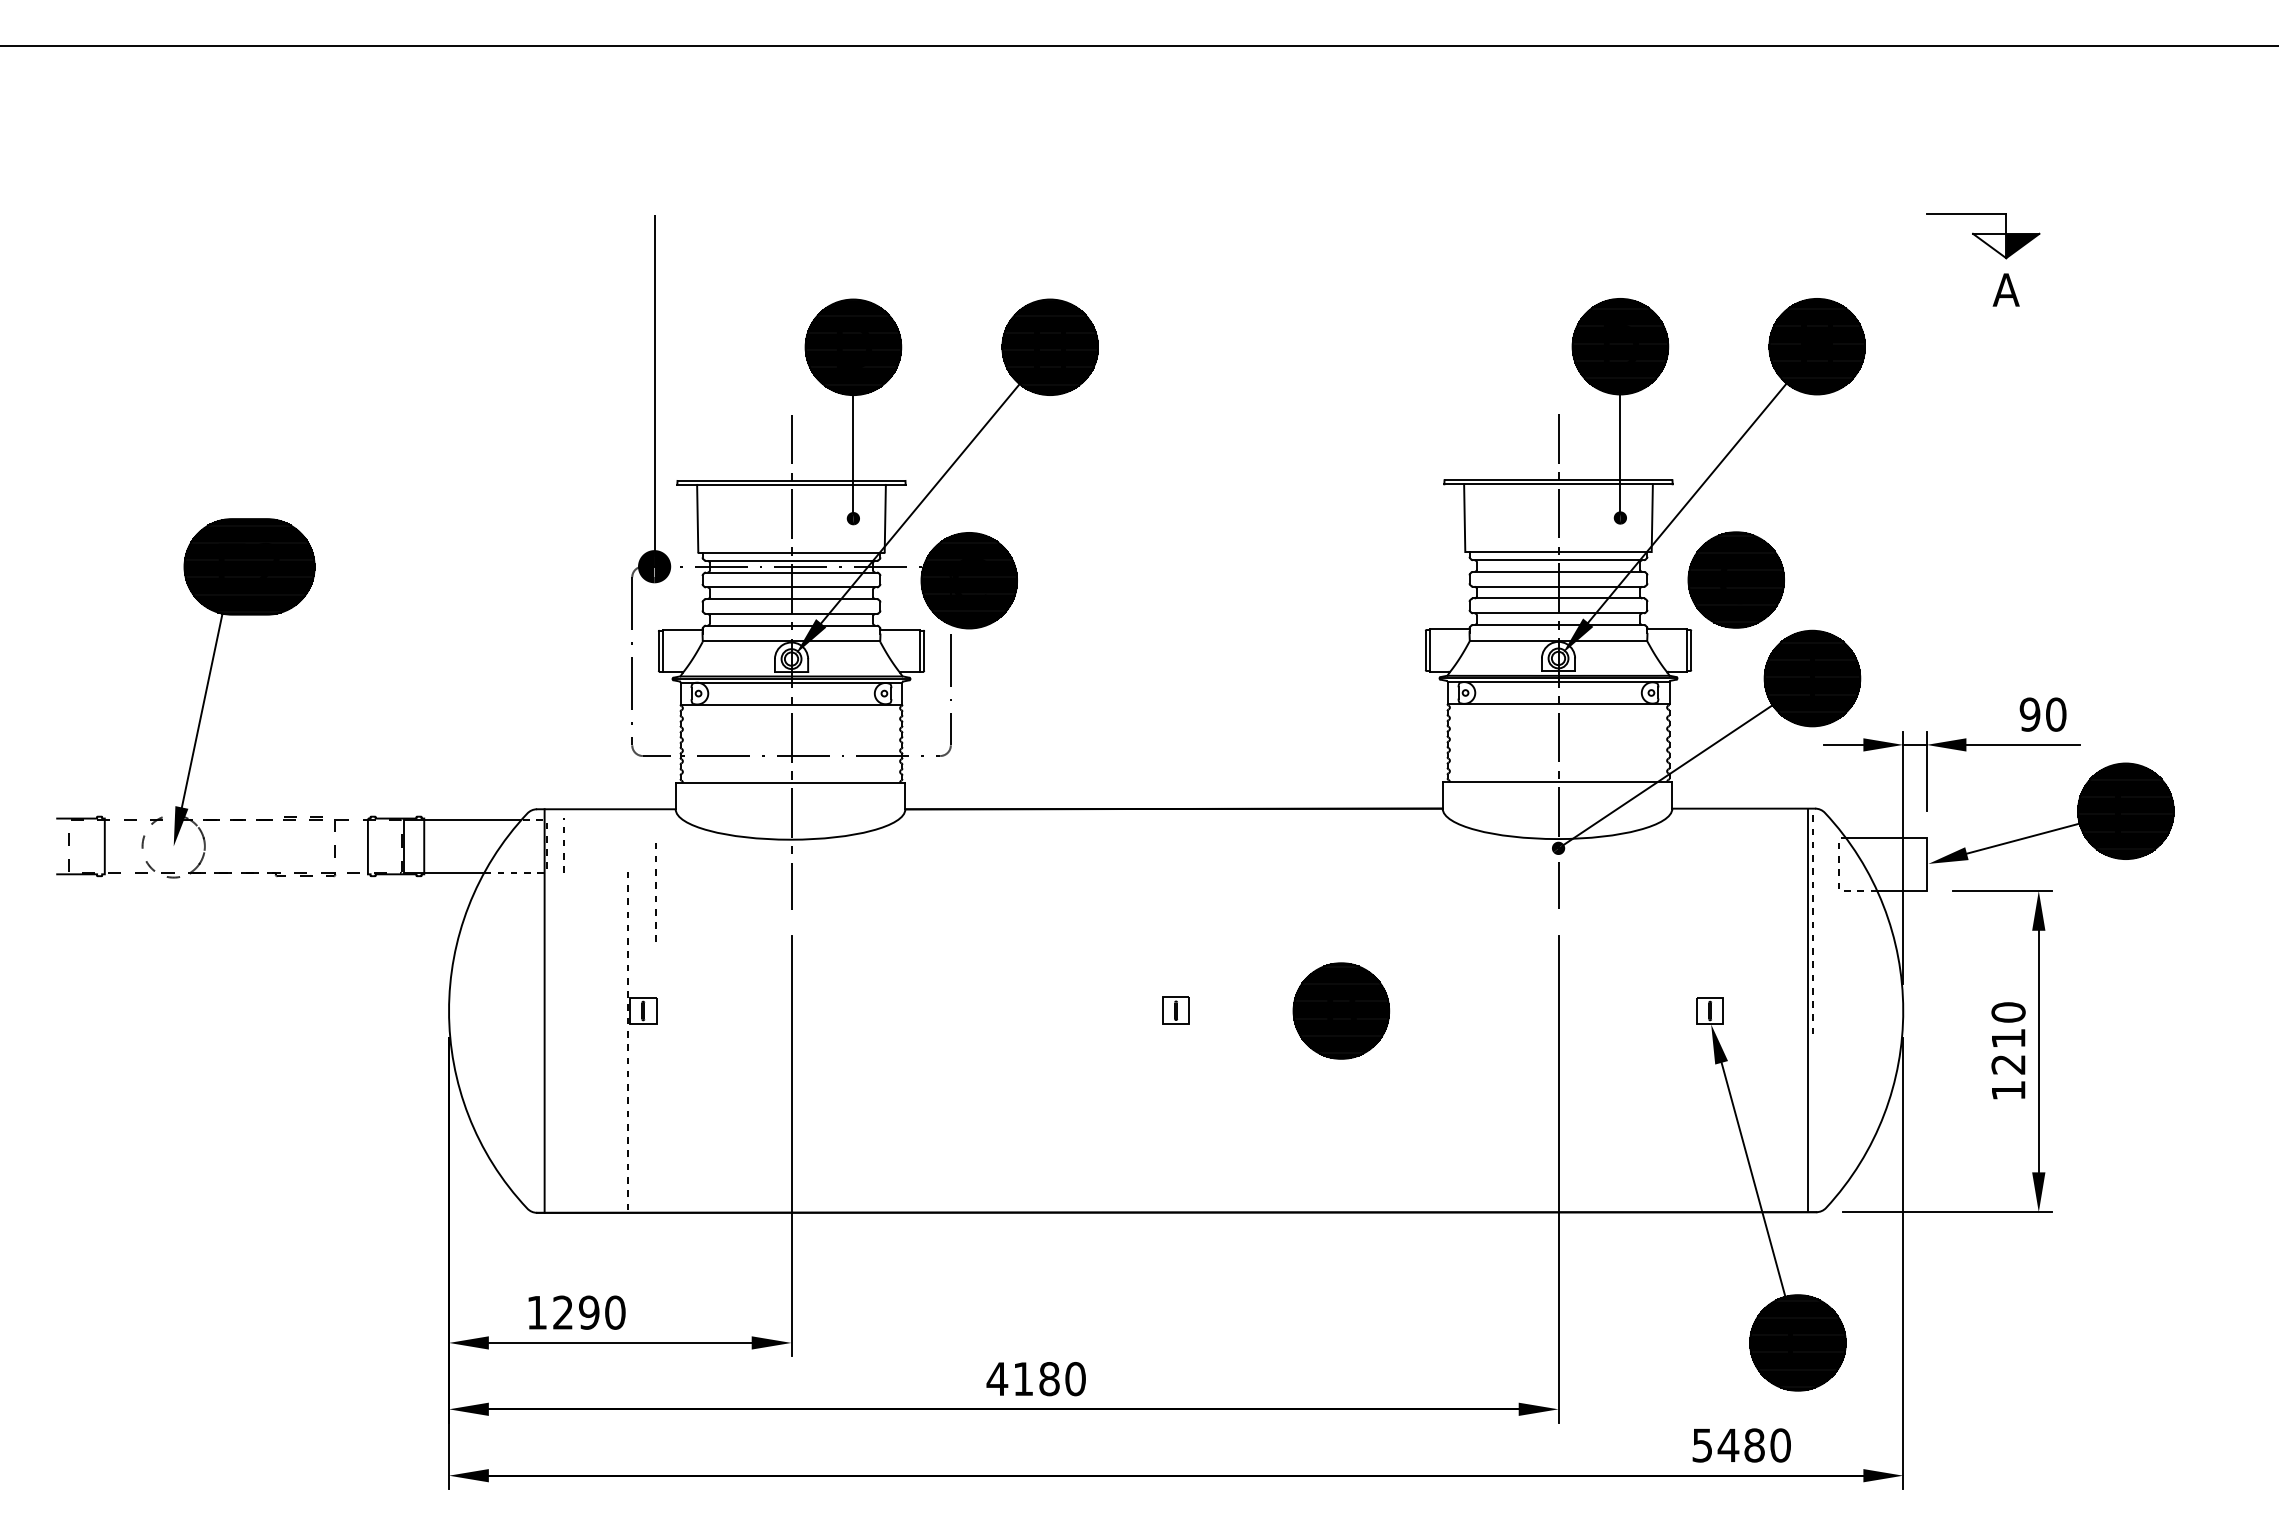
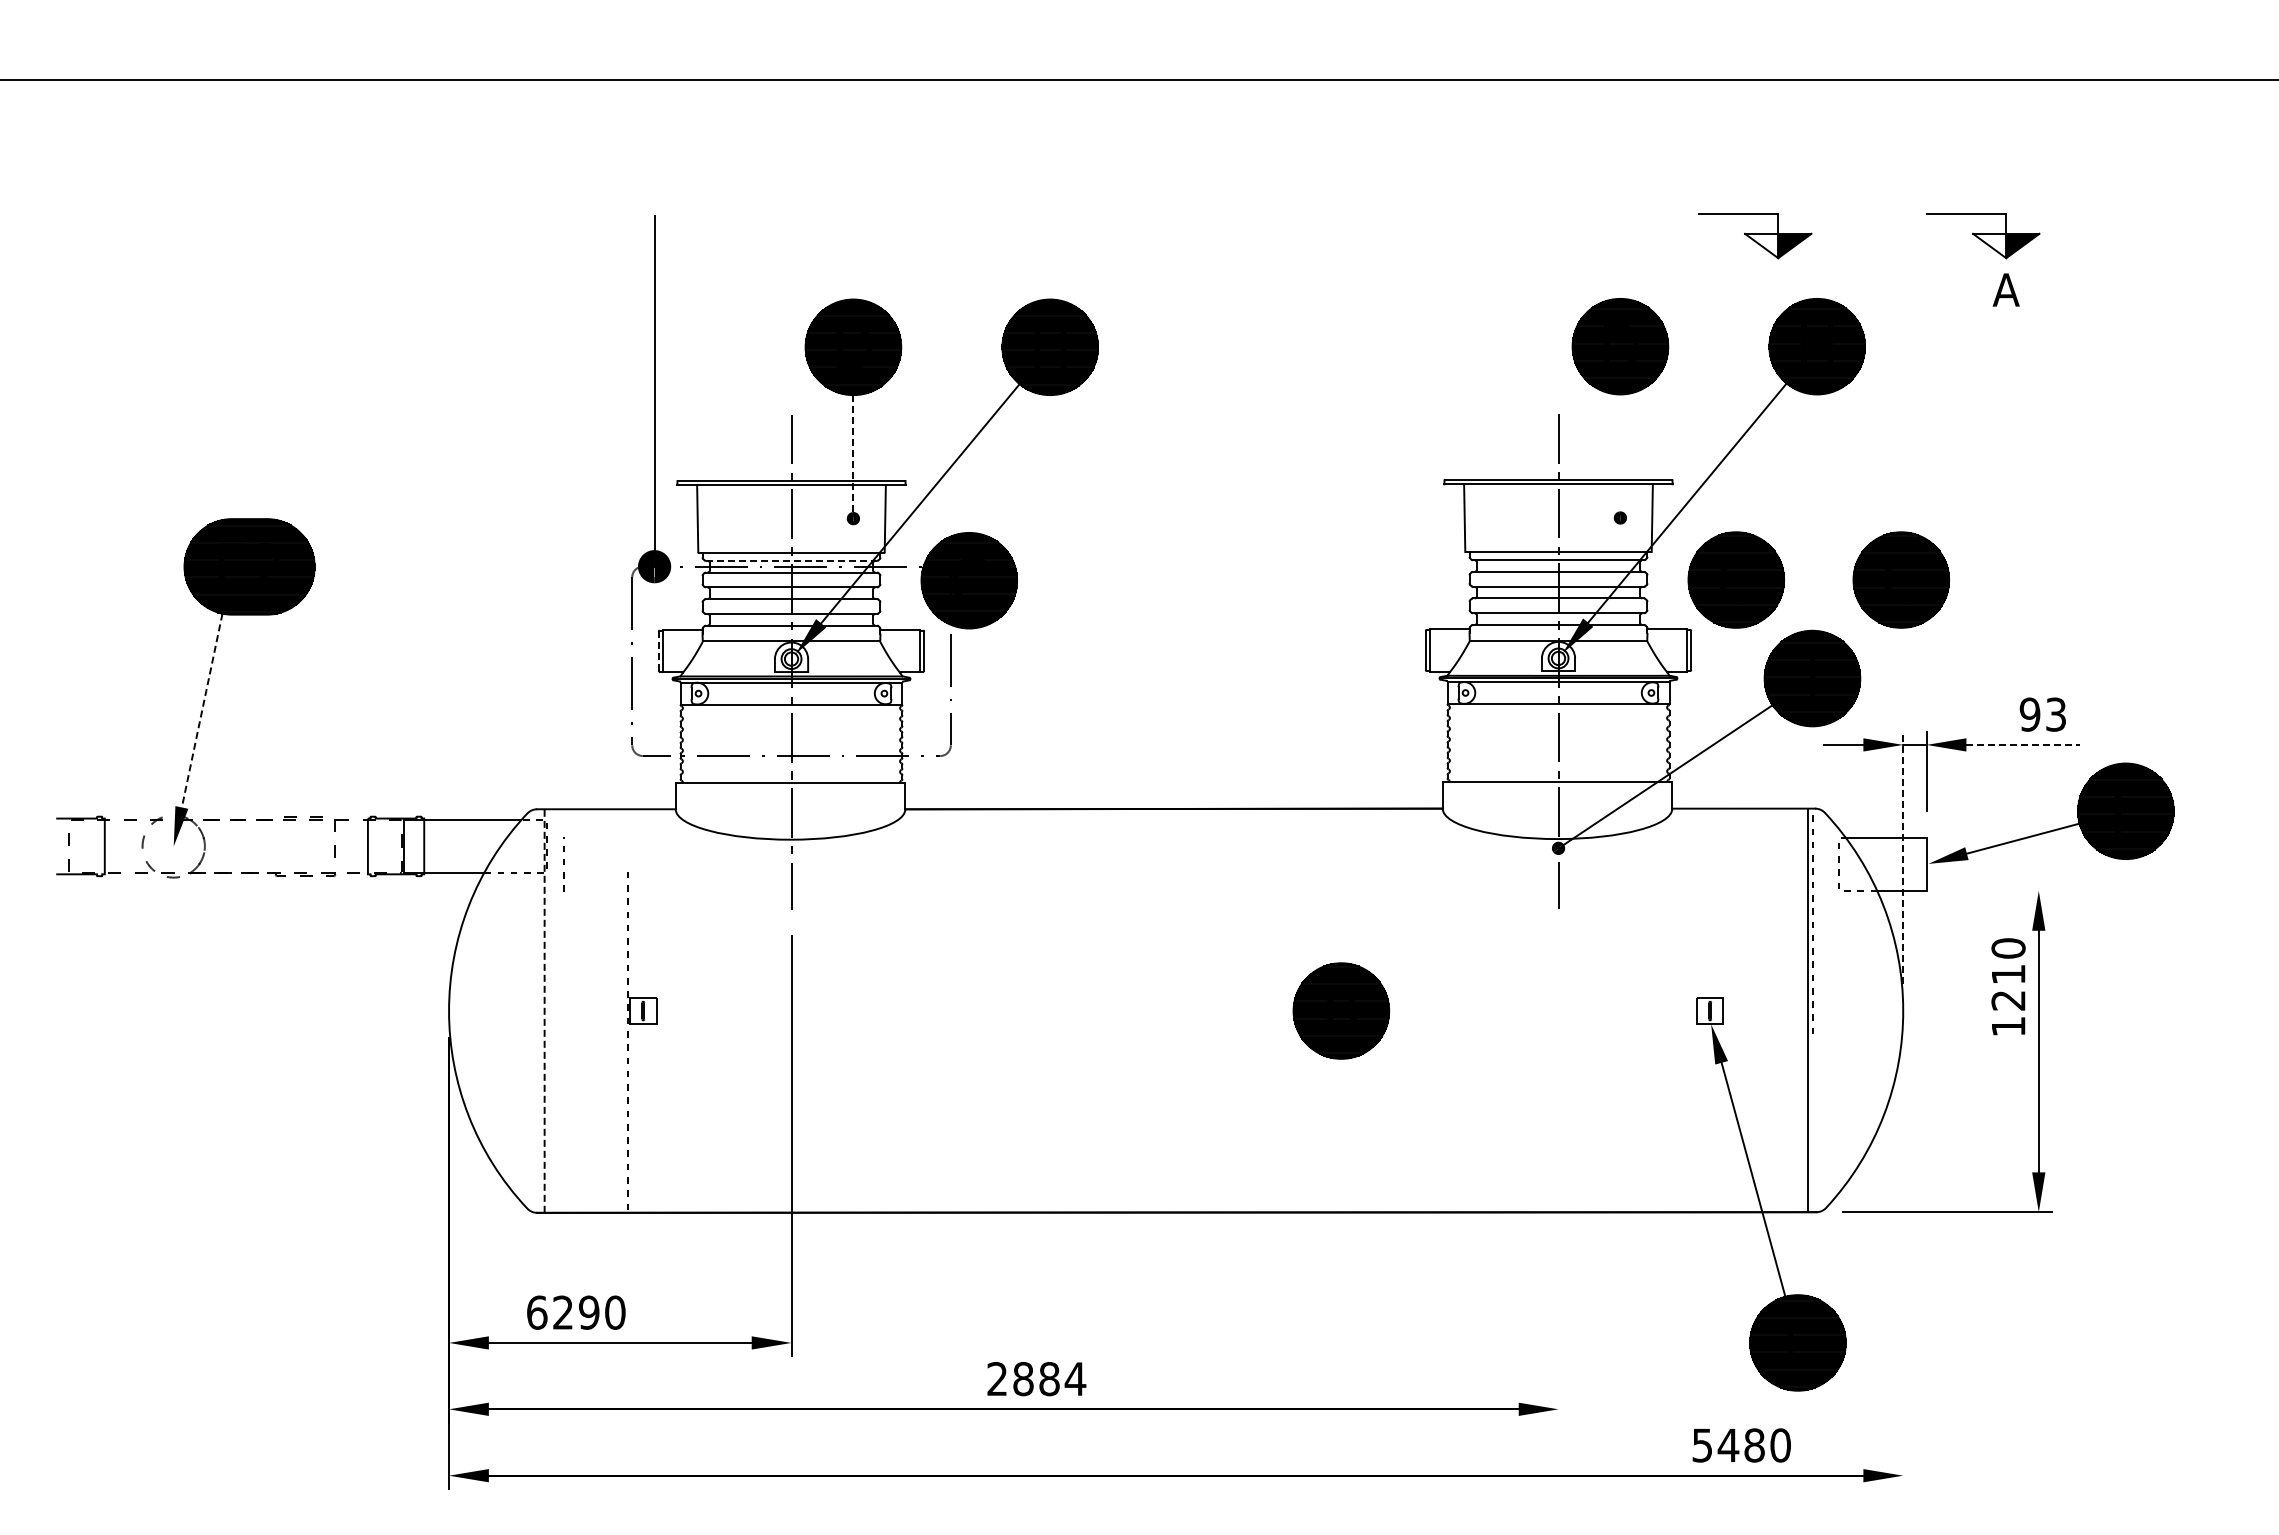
line position: (1138, 46) -> (1138, 80) (1138, 80)
part: none -> present (1755, 236)
line: present -> none (1620, 453)
line: solid -> dashed (853, 454)
line: solid -> dashed (792, 560)
part: none -> present (1900, 579)
line: solid -> dashed (658, 651)
line: solid -> dashed (202, 711)
text: 90 -> 93 (2056, 714)
line: solid -> dashed (2023, 744)
line position: (563, 845) -> (563, 864) (563, 864)
line: solid -> dashed (1903, 857)
line: present -> none (655, 888)
line: present -> none (2002, 890)
part: present -> none (1175, 1010)
line: solid -> dashed (544, 1011)
text position: (2008, 1050) -> (2008, 986) (2008, 986)
line: present -> none (1558, 1178)
line: present -> none (1903, 1262)
text: 1290 -> 6290 (537, 1312)
text: 4180 -> 2884 (1036, 1379)
